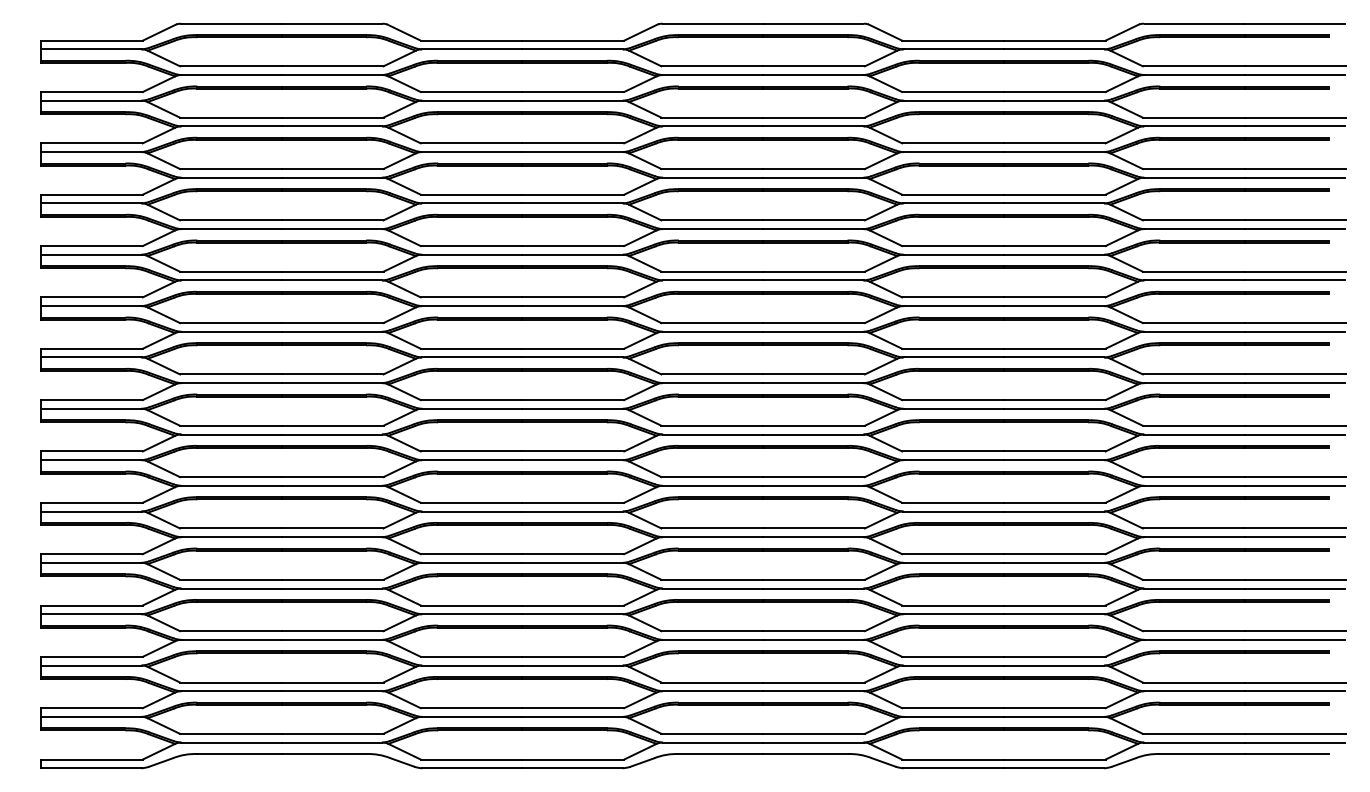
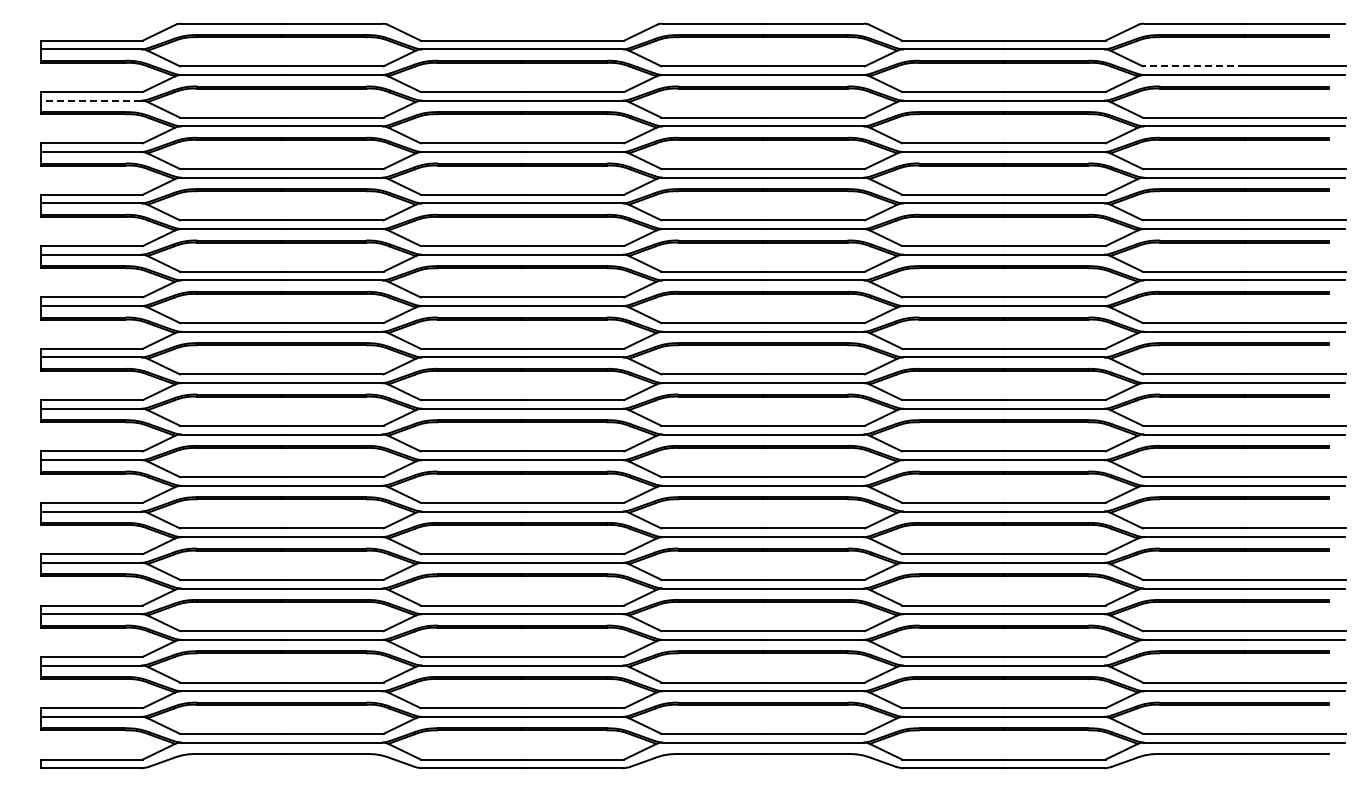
line: solid -> dashed (1193, 66)
line: solid -> dashed (90, 100)
